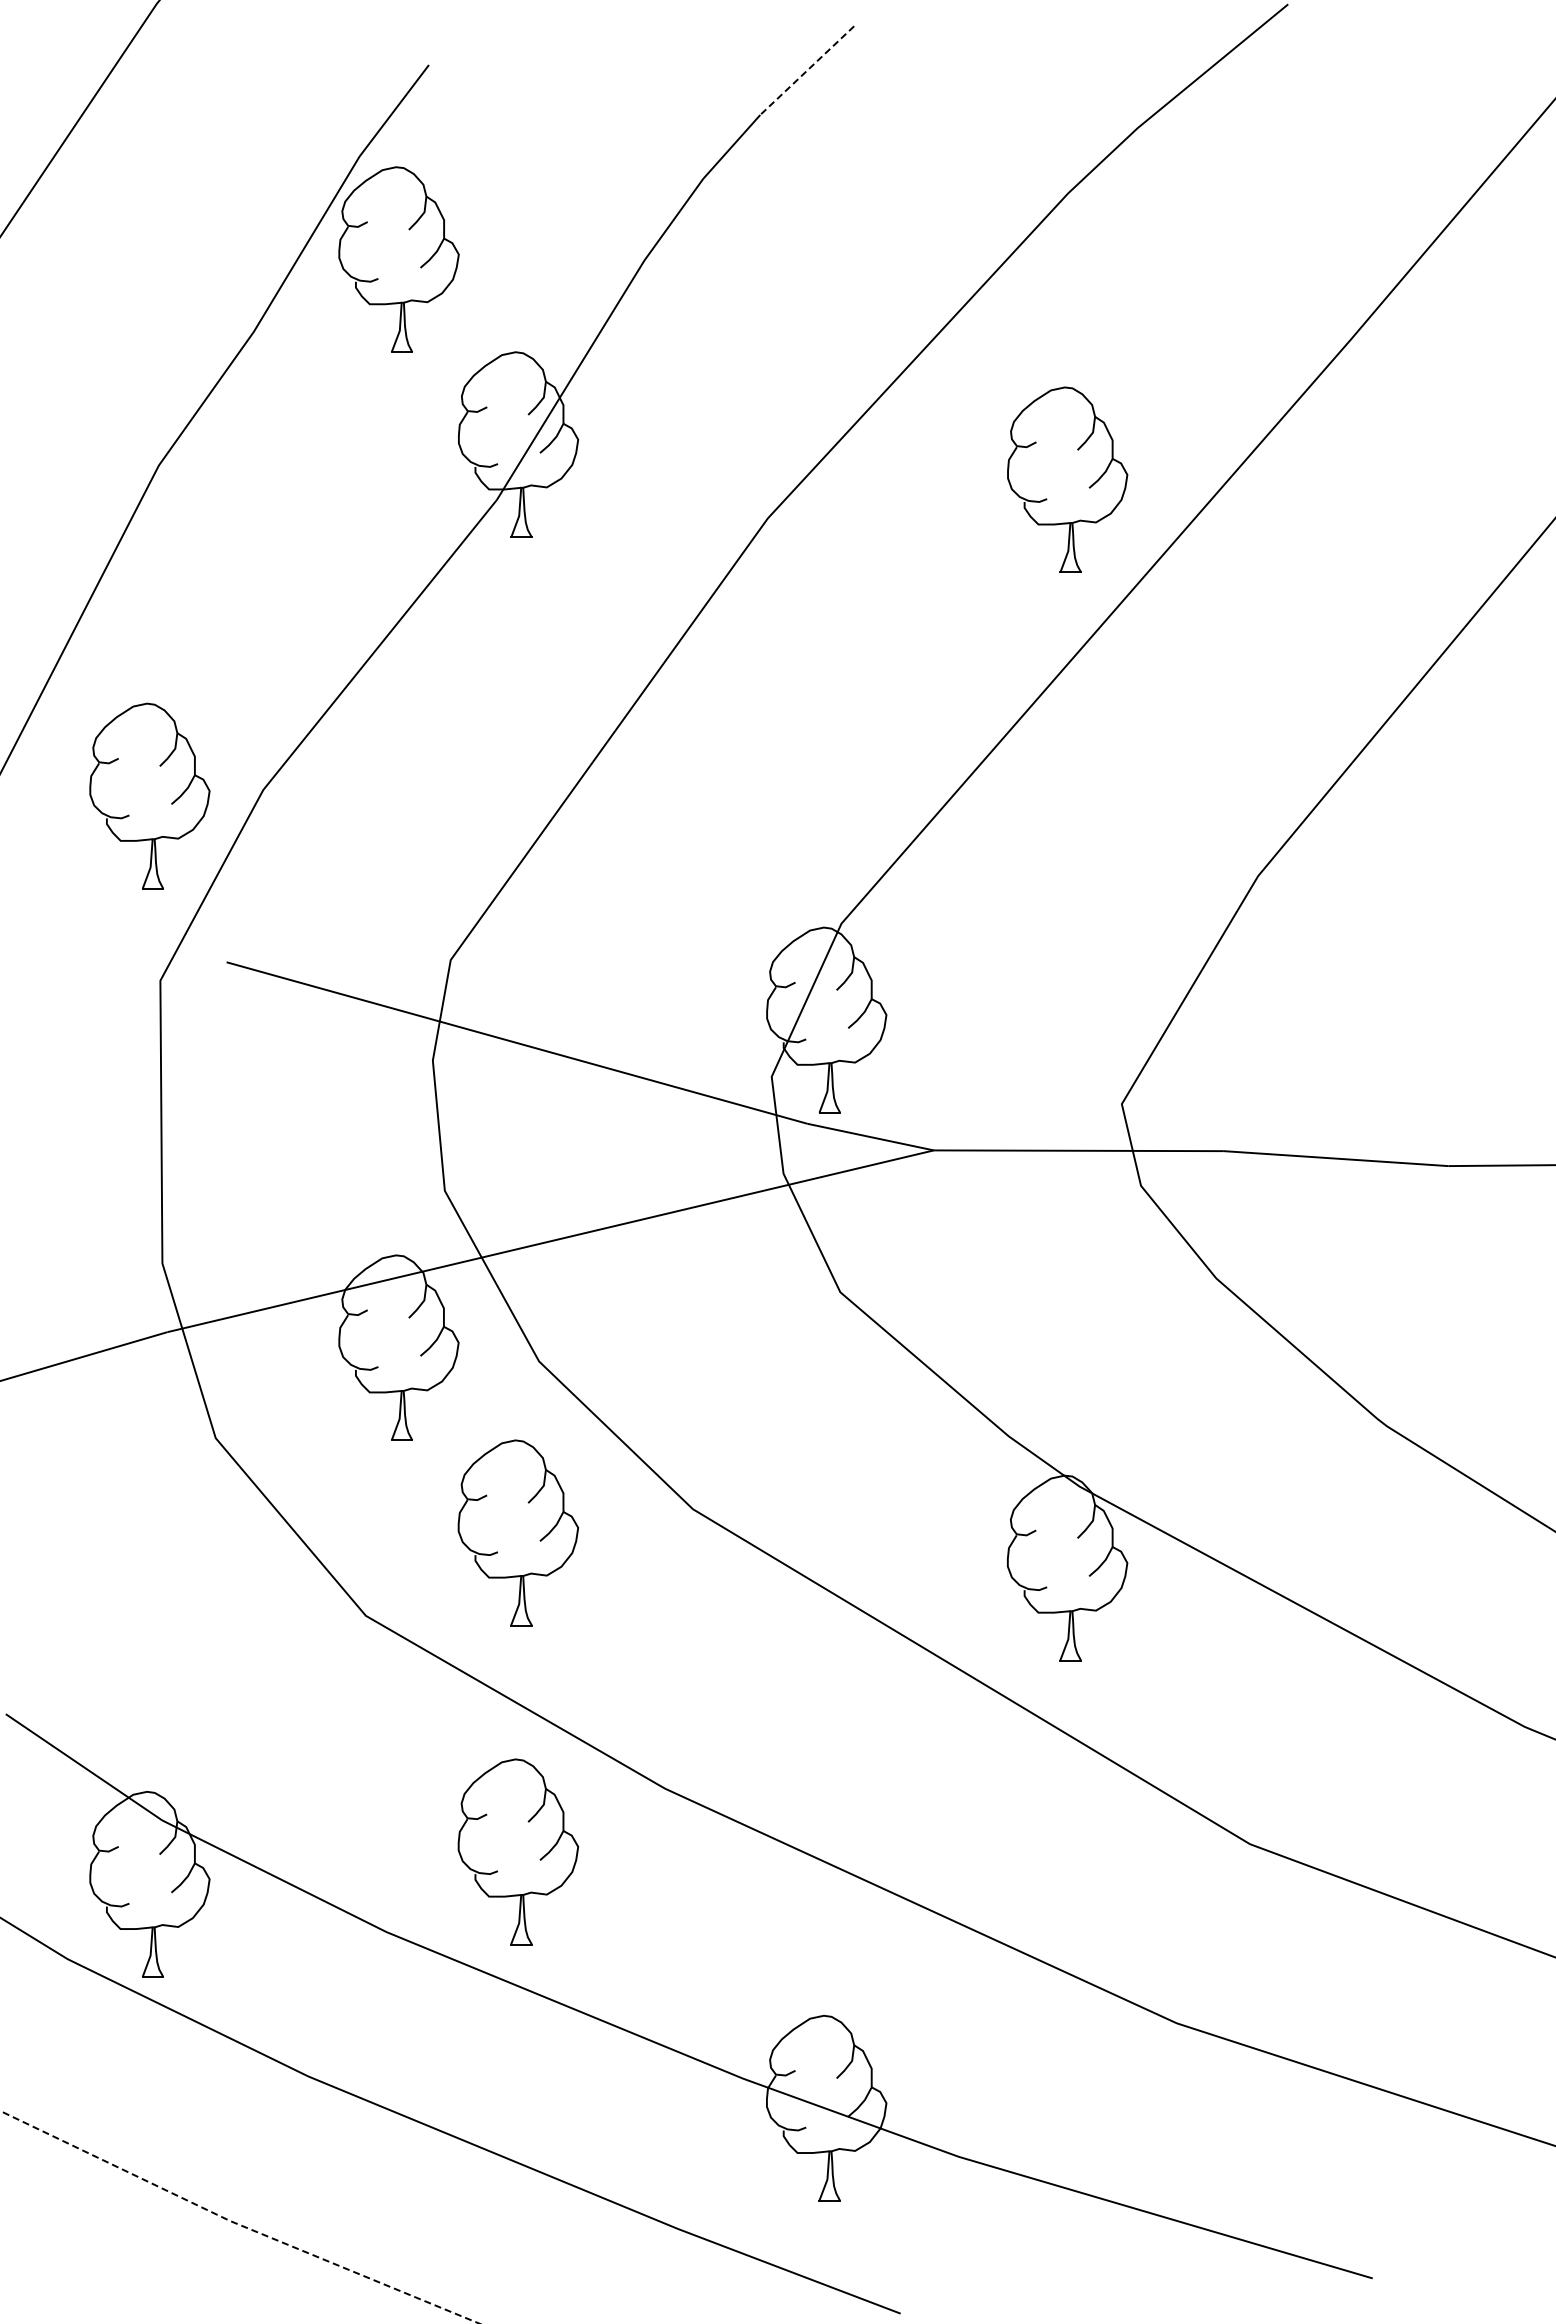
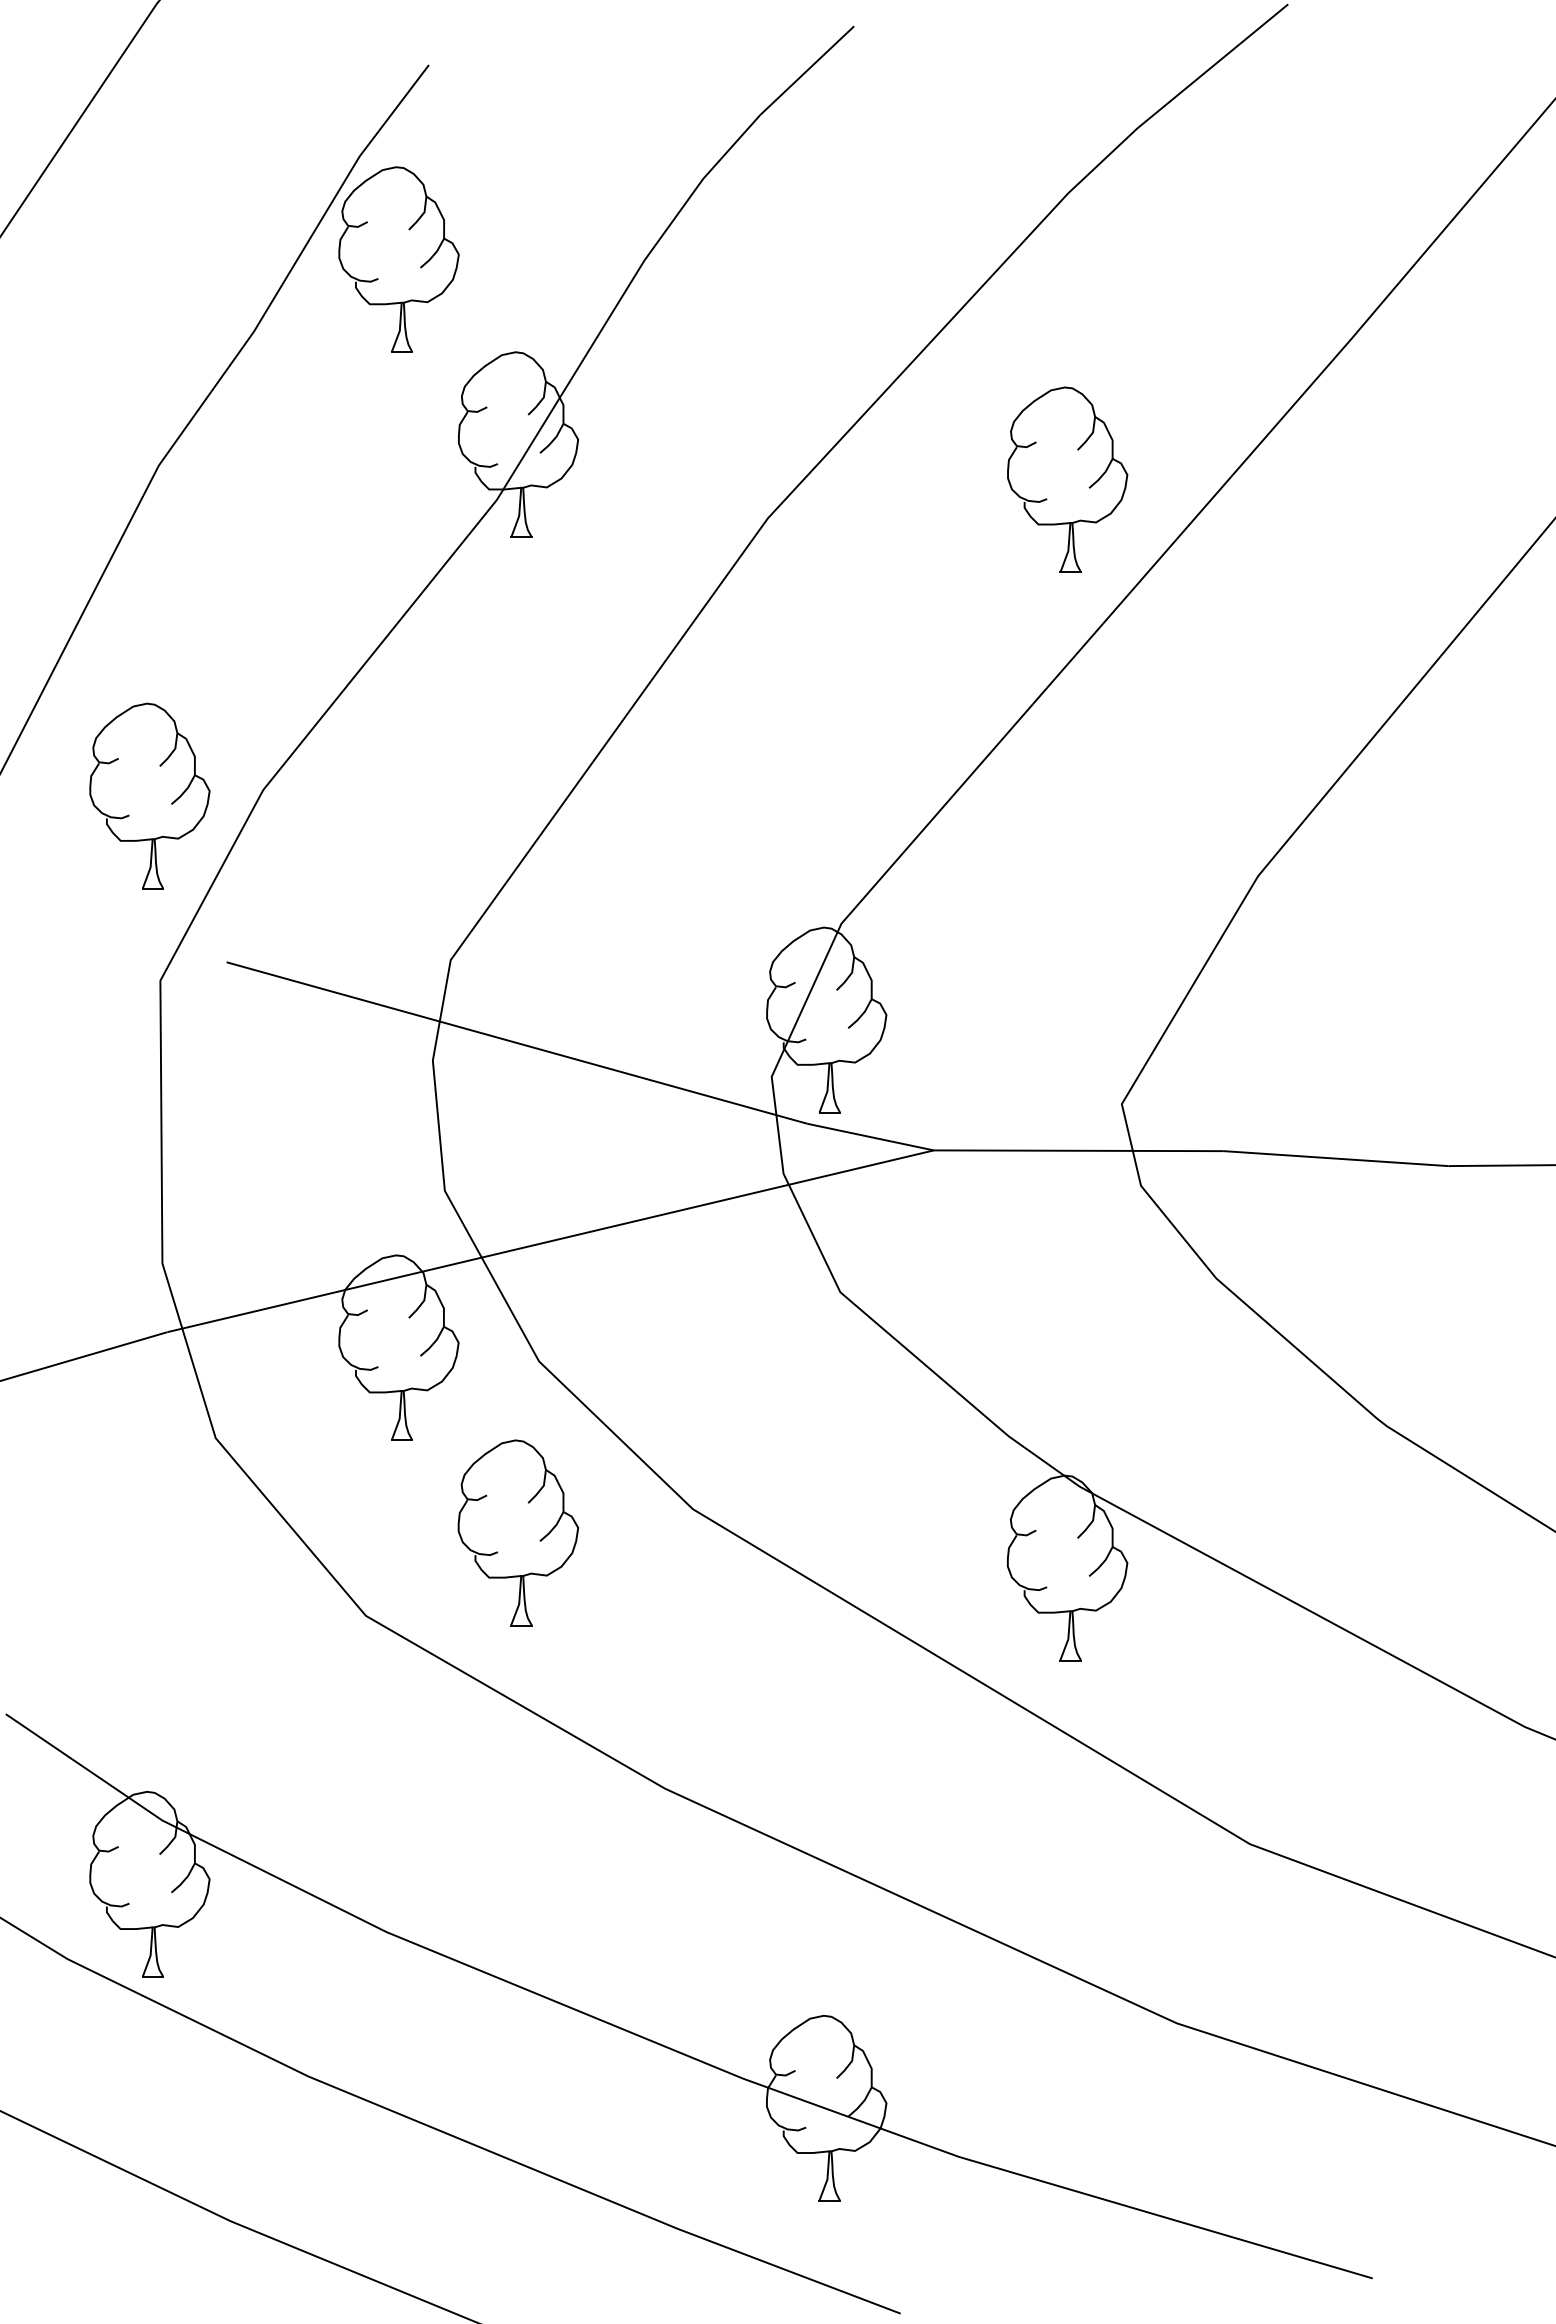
line: dashed -> solid (807, 70)
part: present -> none (517, 1851)
line: dashed -> solid (236, 2223)
